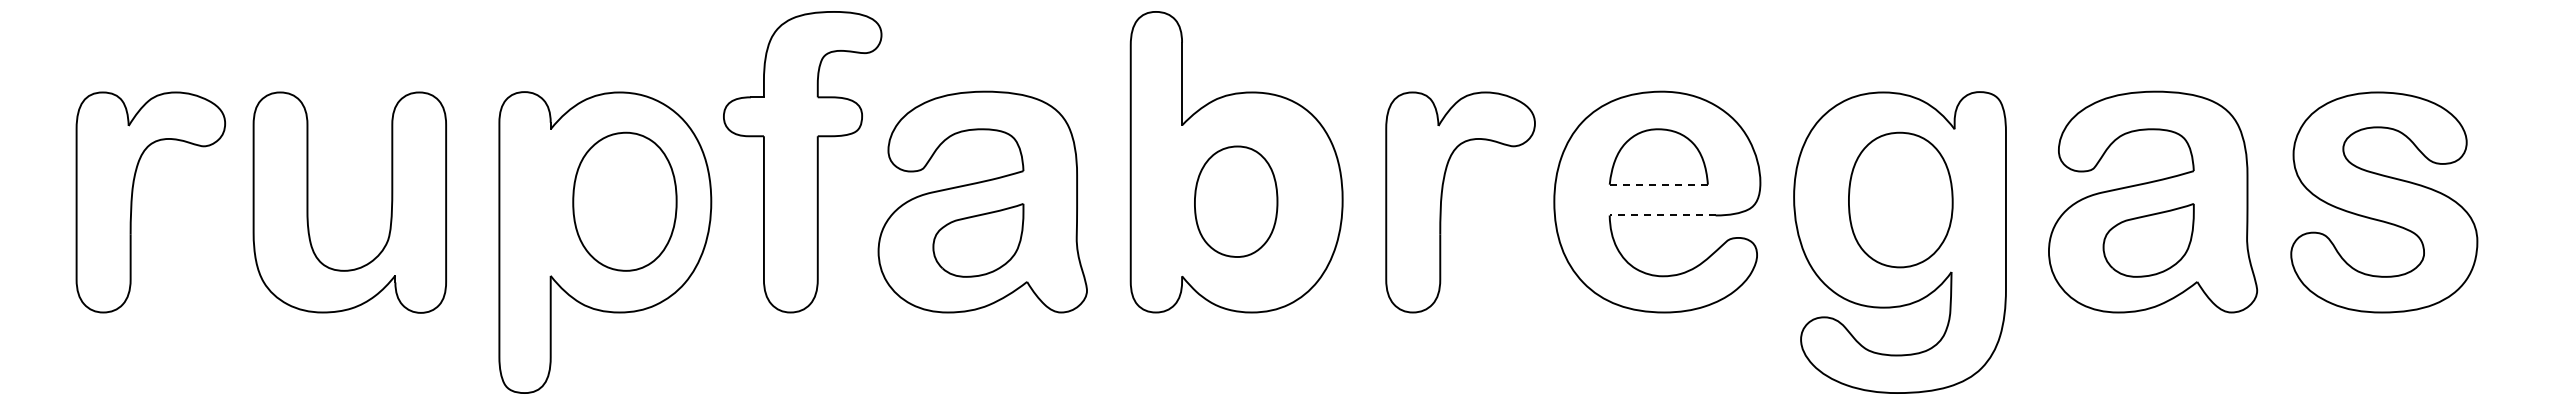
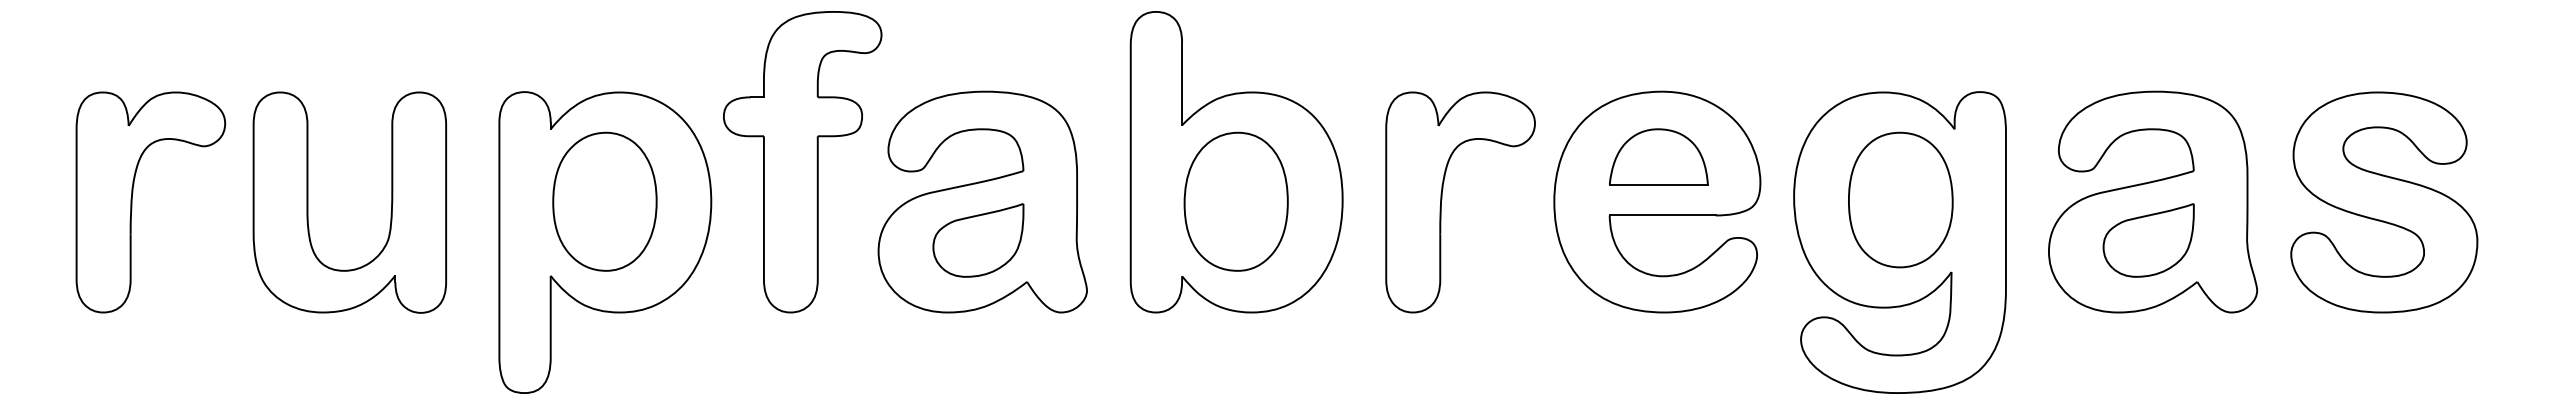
line: dashed -> solid (1659, 184)
part position: (624, 201) -> (604, 201) (604, 201)
part size: 85x113 px -> 106x141 px (1235, 201)
line: dashed -> solid (1662, 215)
